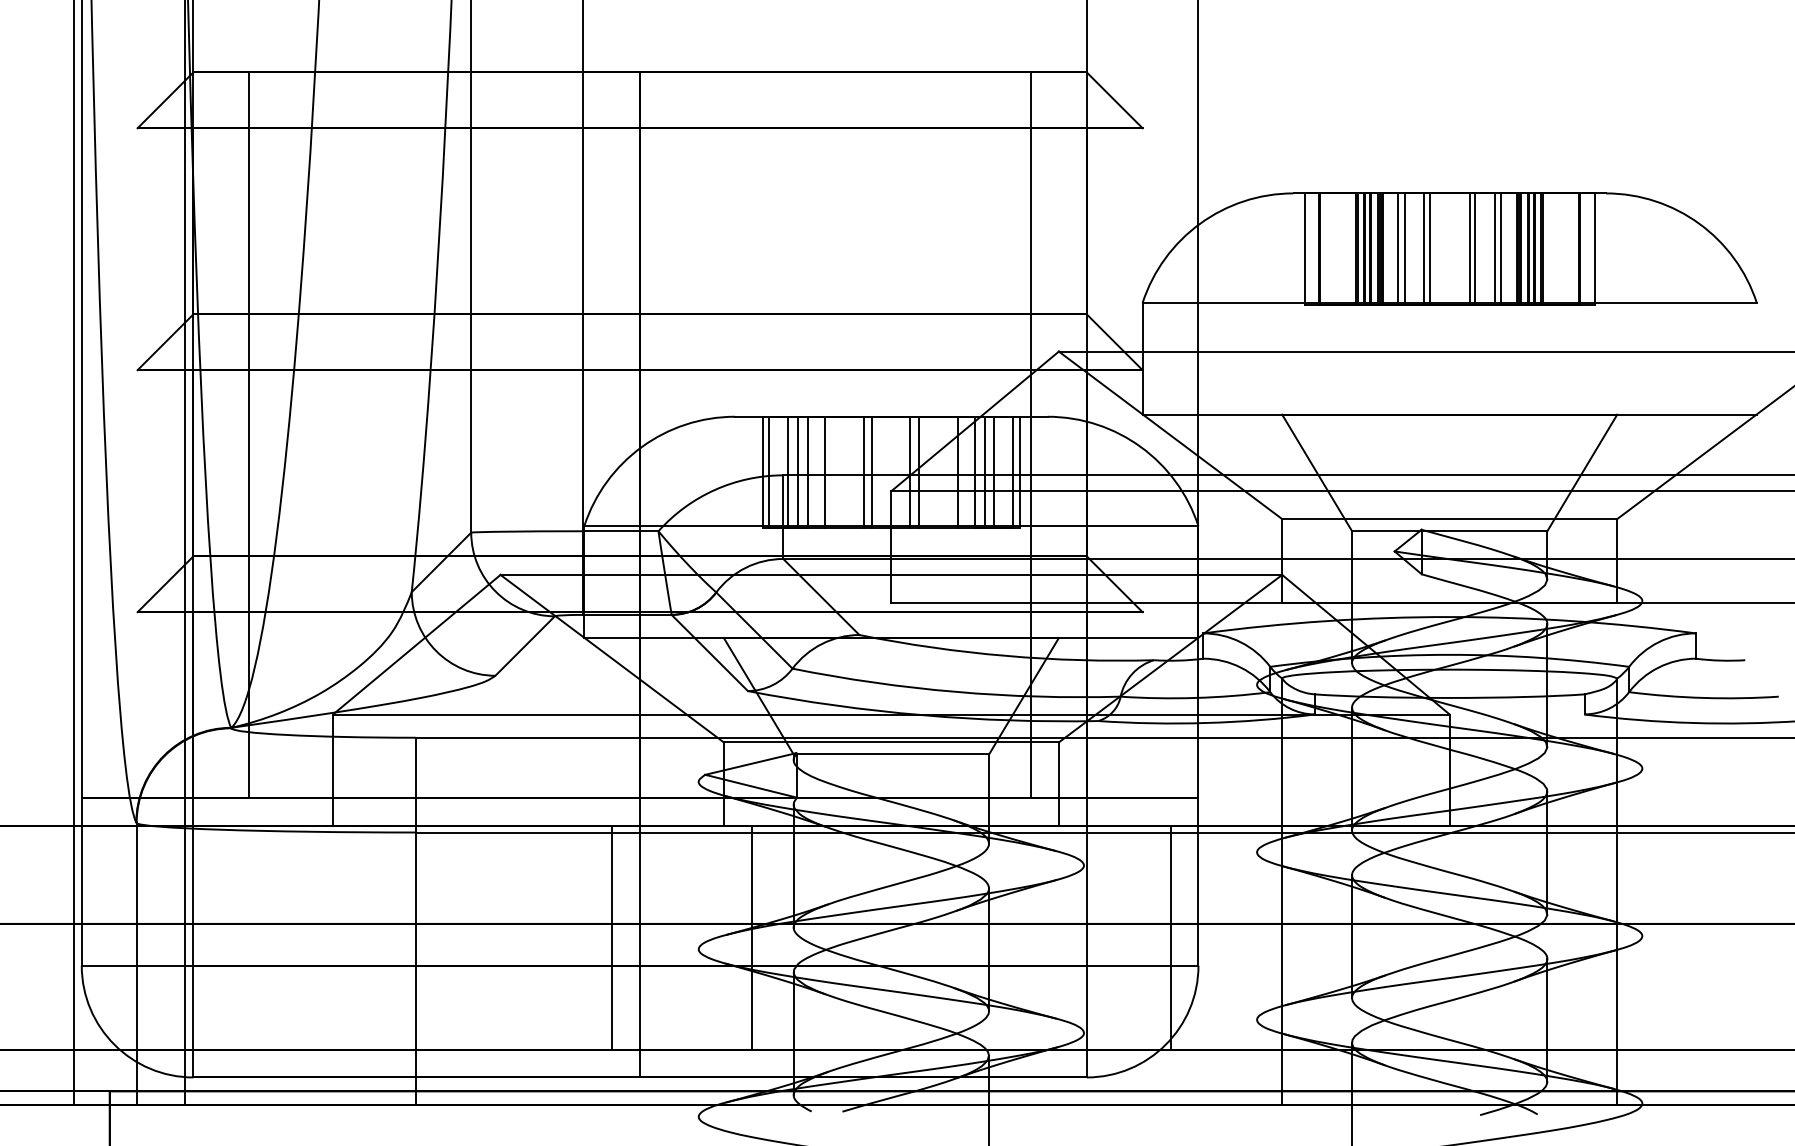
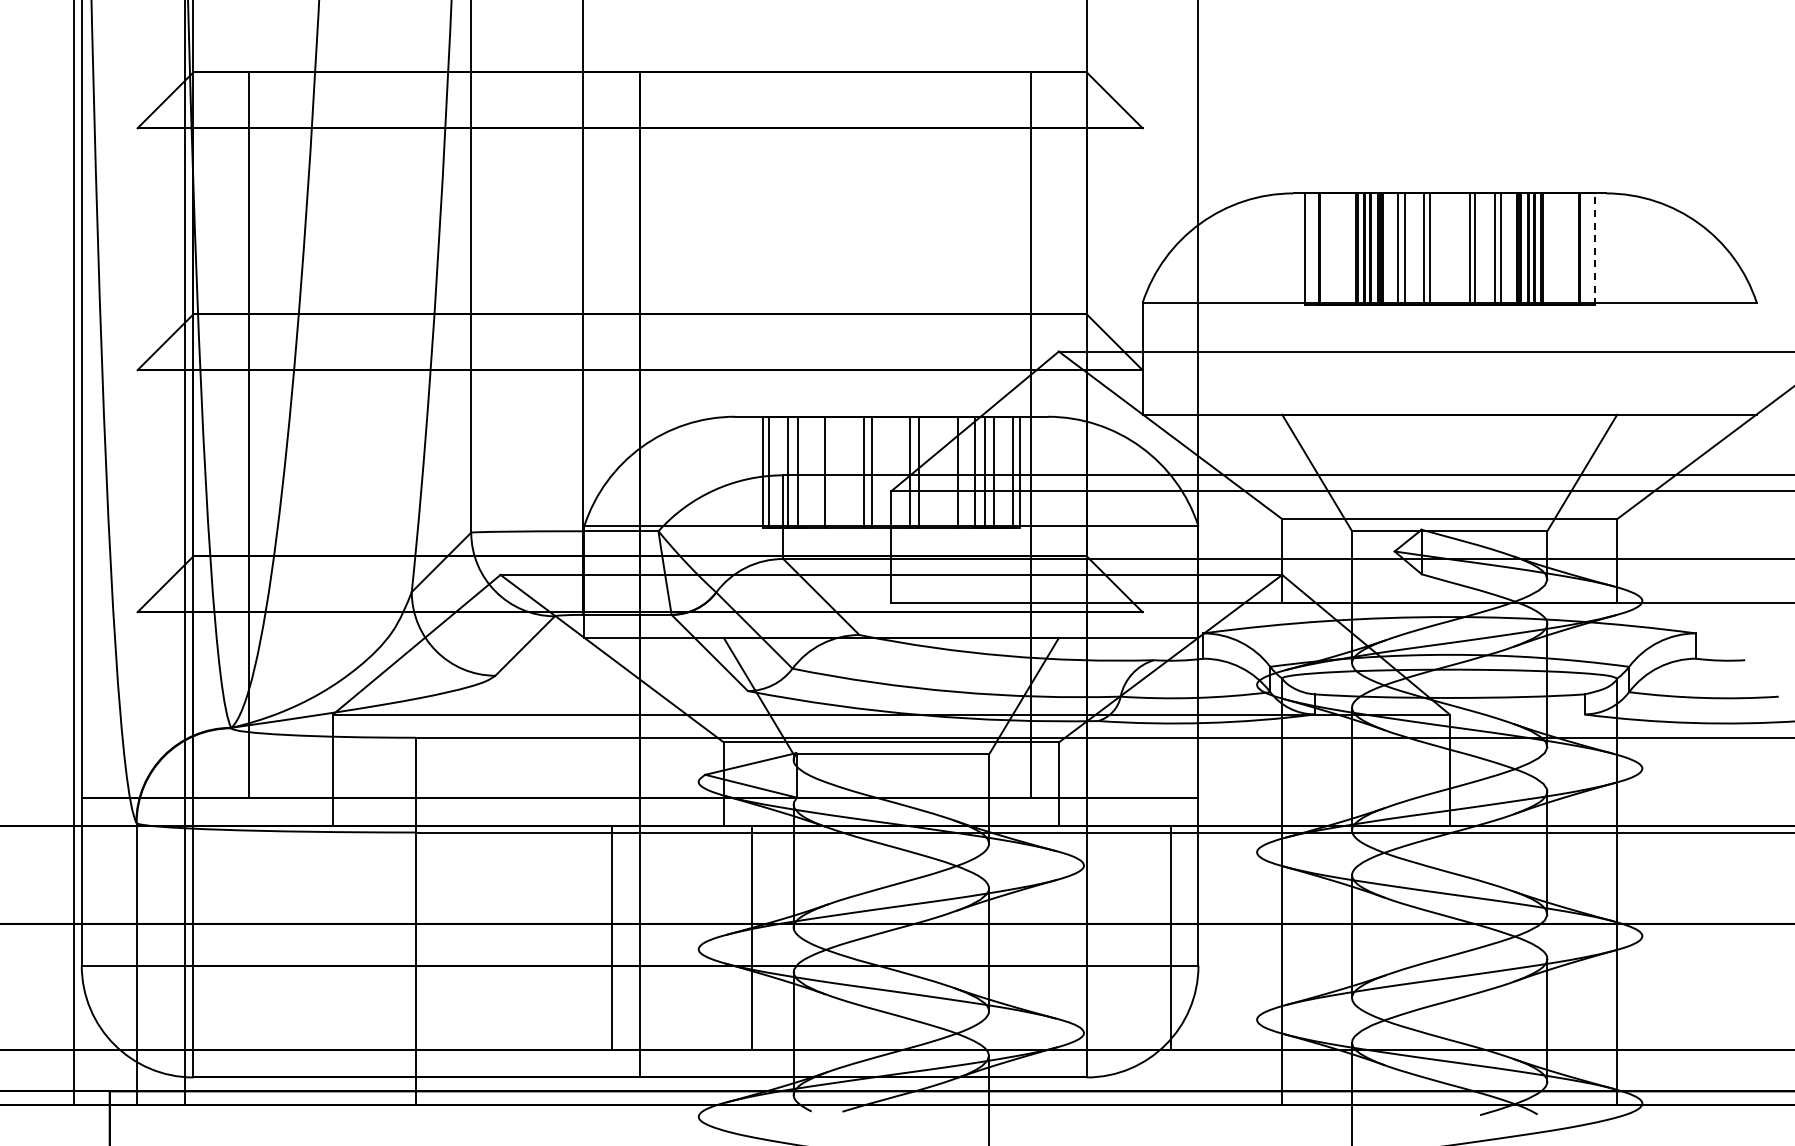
line: solid -> dashed (1594, 249)
line: present -> none (807, 472)
